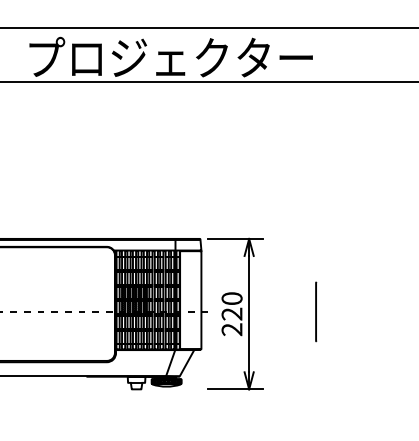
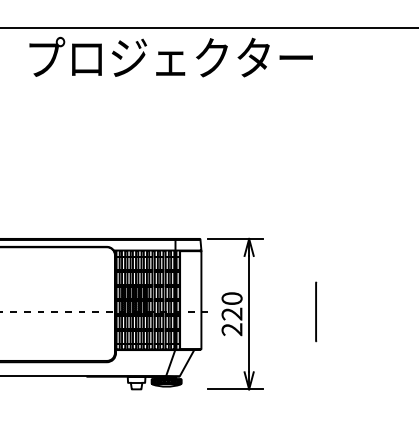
line: present -> none (208, 82)
